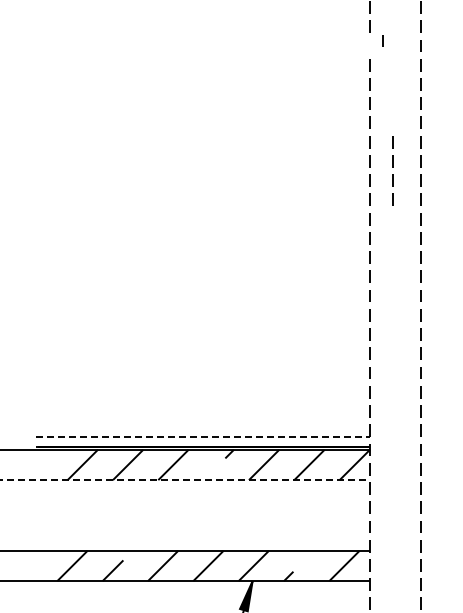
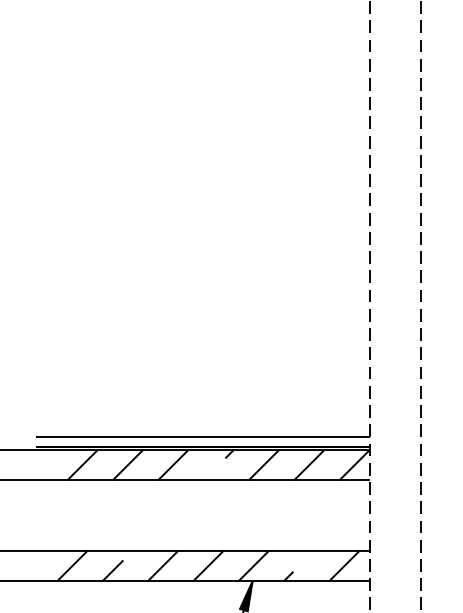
line position: (382, 40) -> (369, 45) (369, 45)
line: present -> none (392, 167)
line: dashed -> solid (203, 436)
line: dashed -> solid (185, 480)
